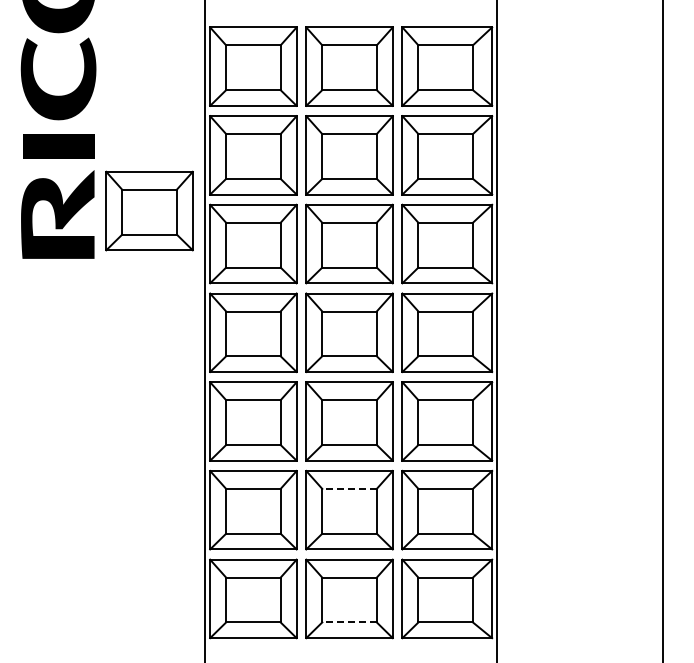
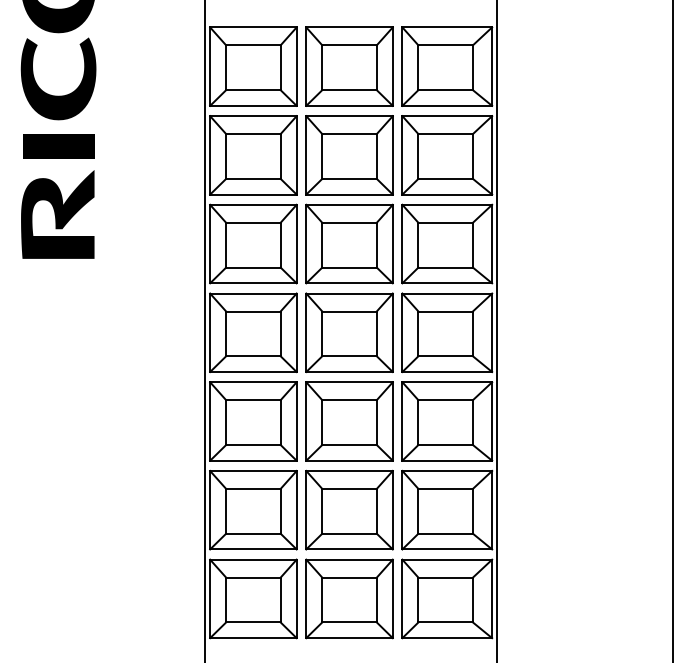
part: present -> none (149, 210)
line position: (663, 330) -> (673, 330) (673, 330)
line: dashed -> solid (349, 488)
line: dashed -> solid (349, 622)
